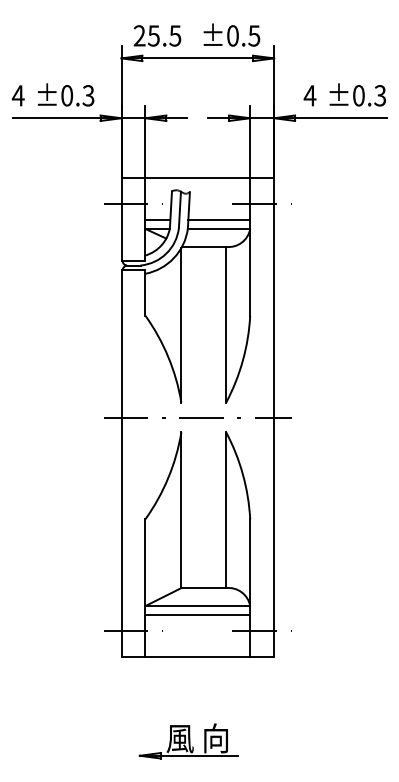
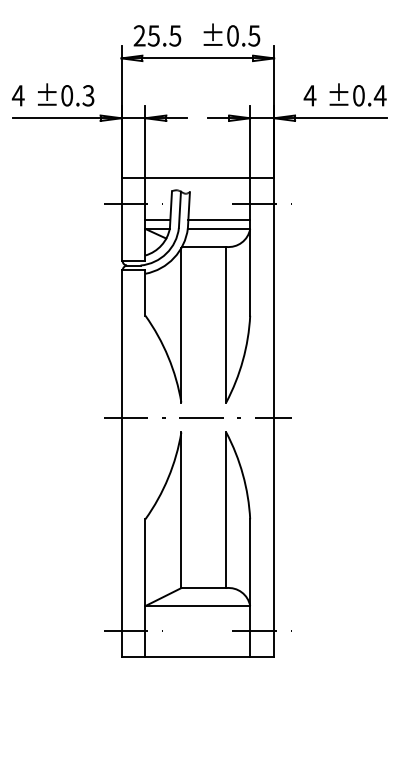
text: ±0.3 -> ±0.4 (379, 95)
line: present -> none (197, 615)
part: present -> none (188, 741)
